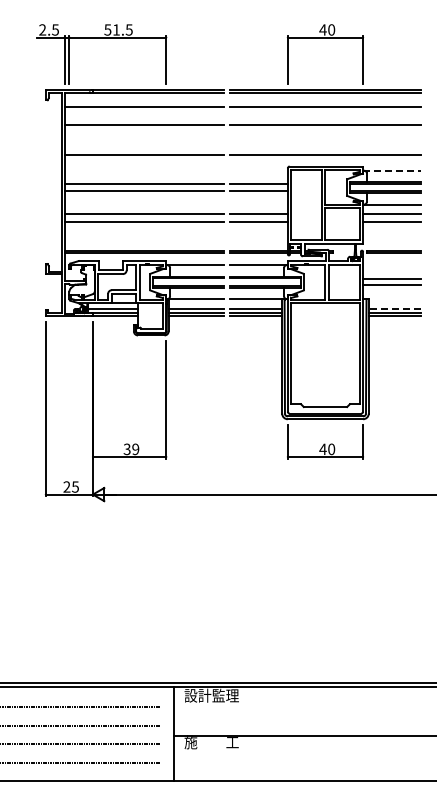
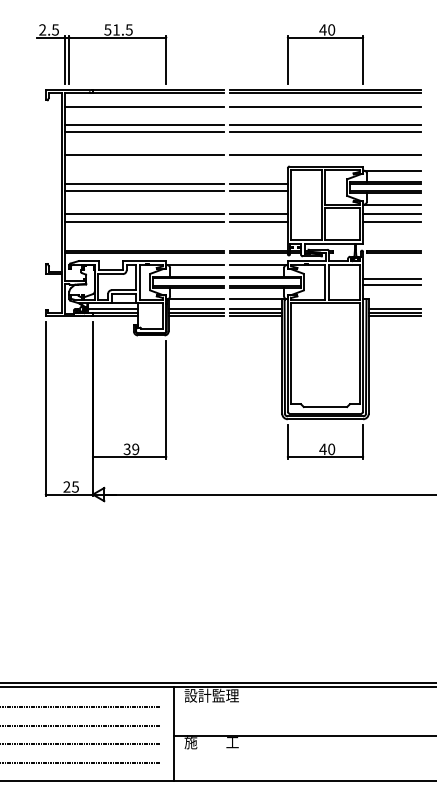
line: none -> present (144, 131)
line: none -> present (325, 131)
line: dashed -> solid (392, 170)
line: dashed -> solid (394, 308)
